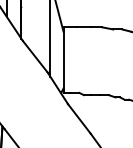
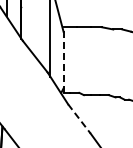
line: solid -> dashed (63, 60)
line: solid -> dashed (79, 118)
